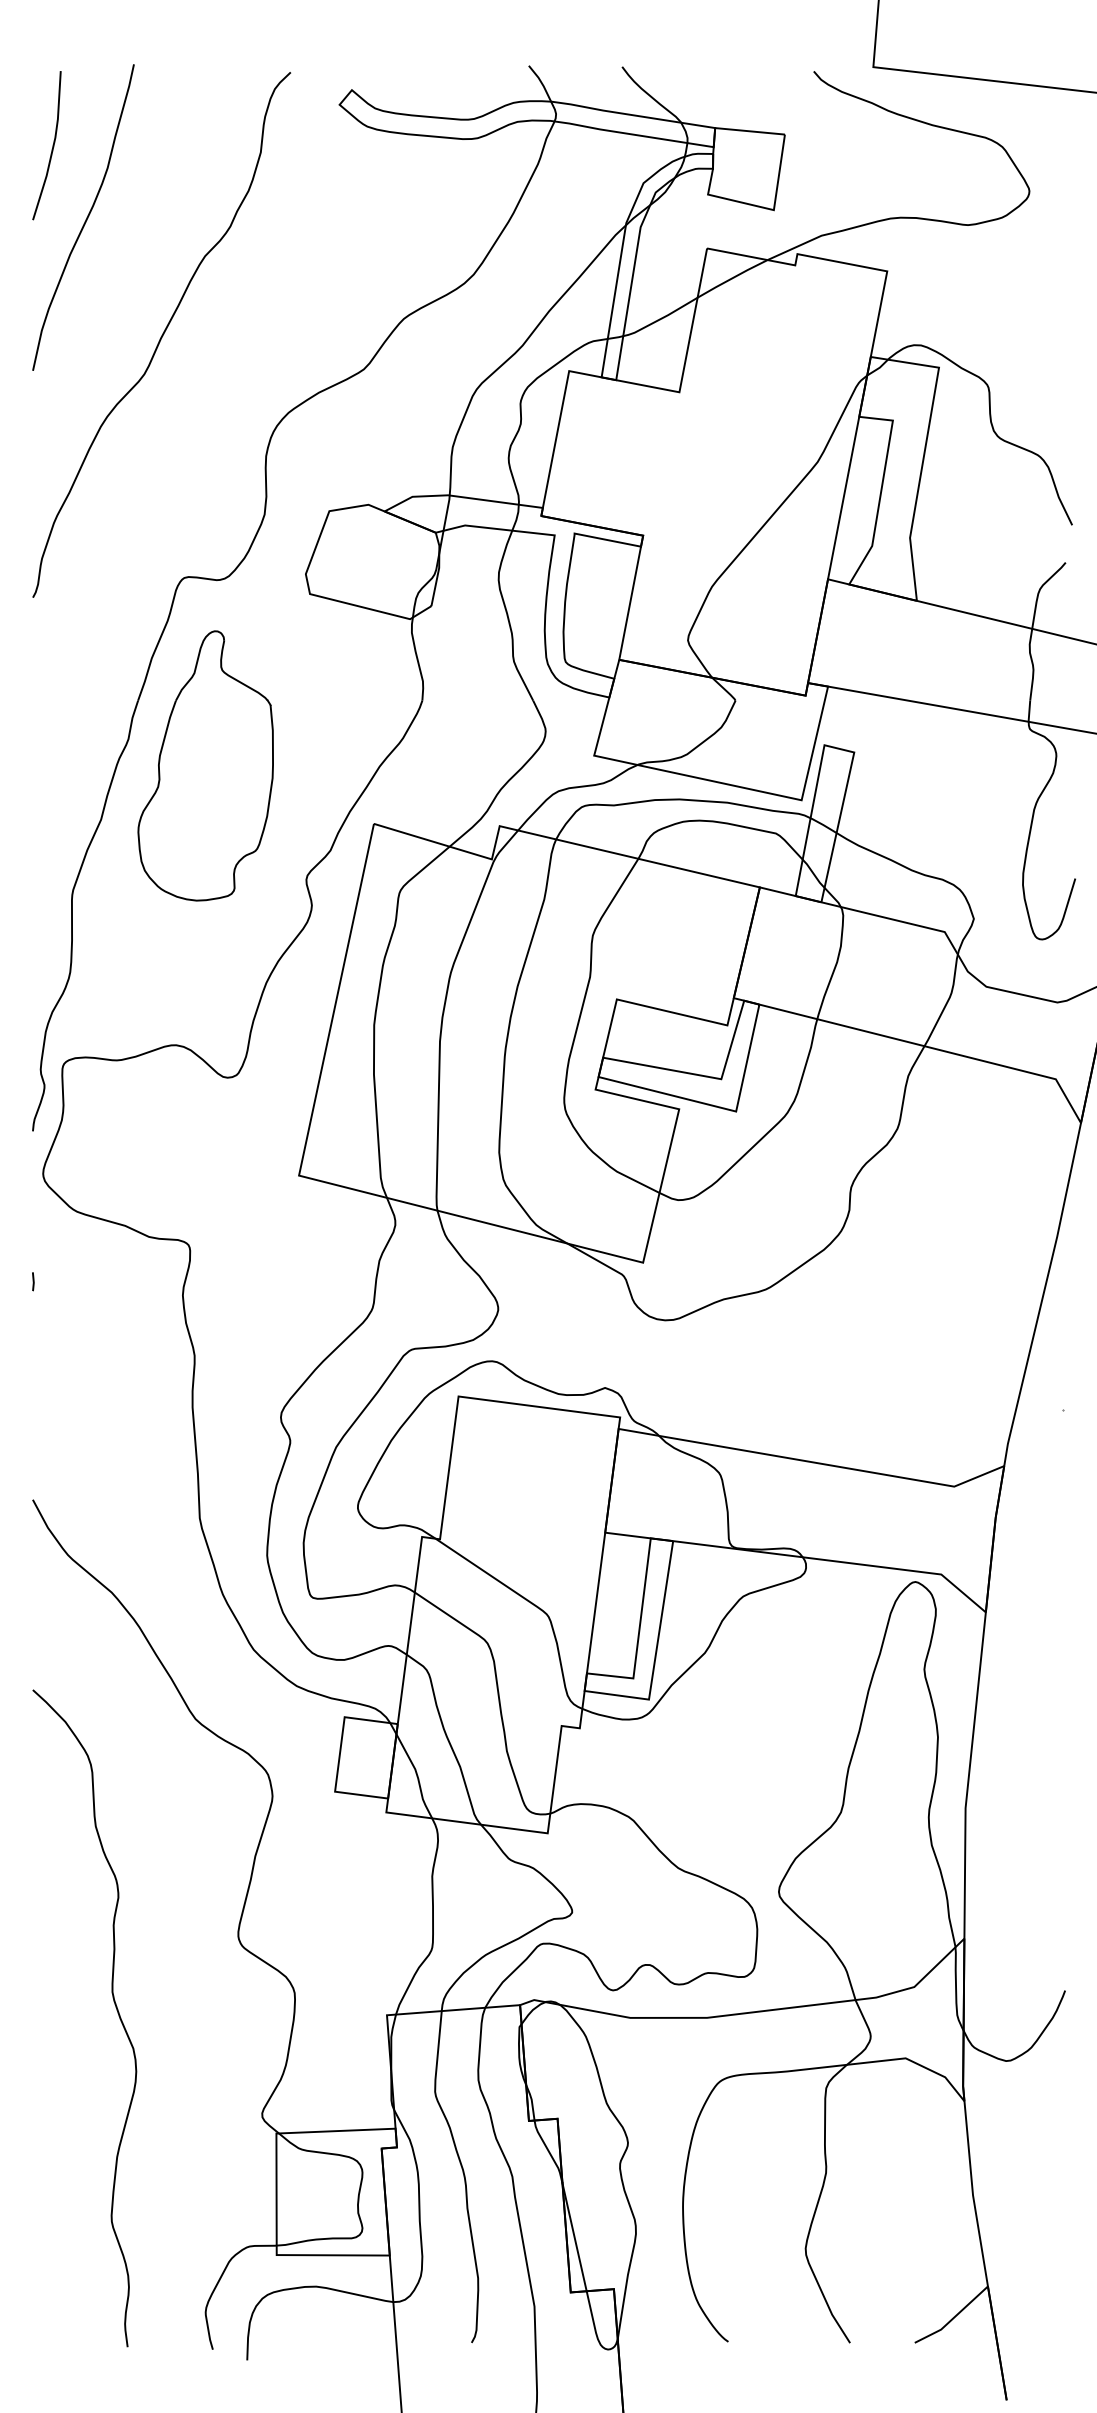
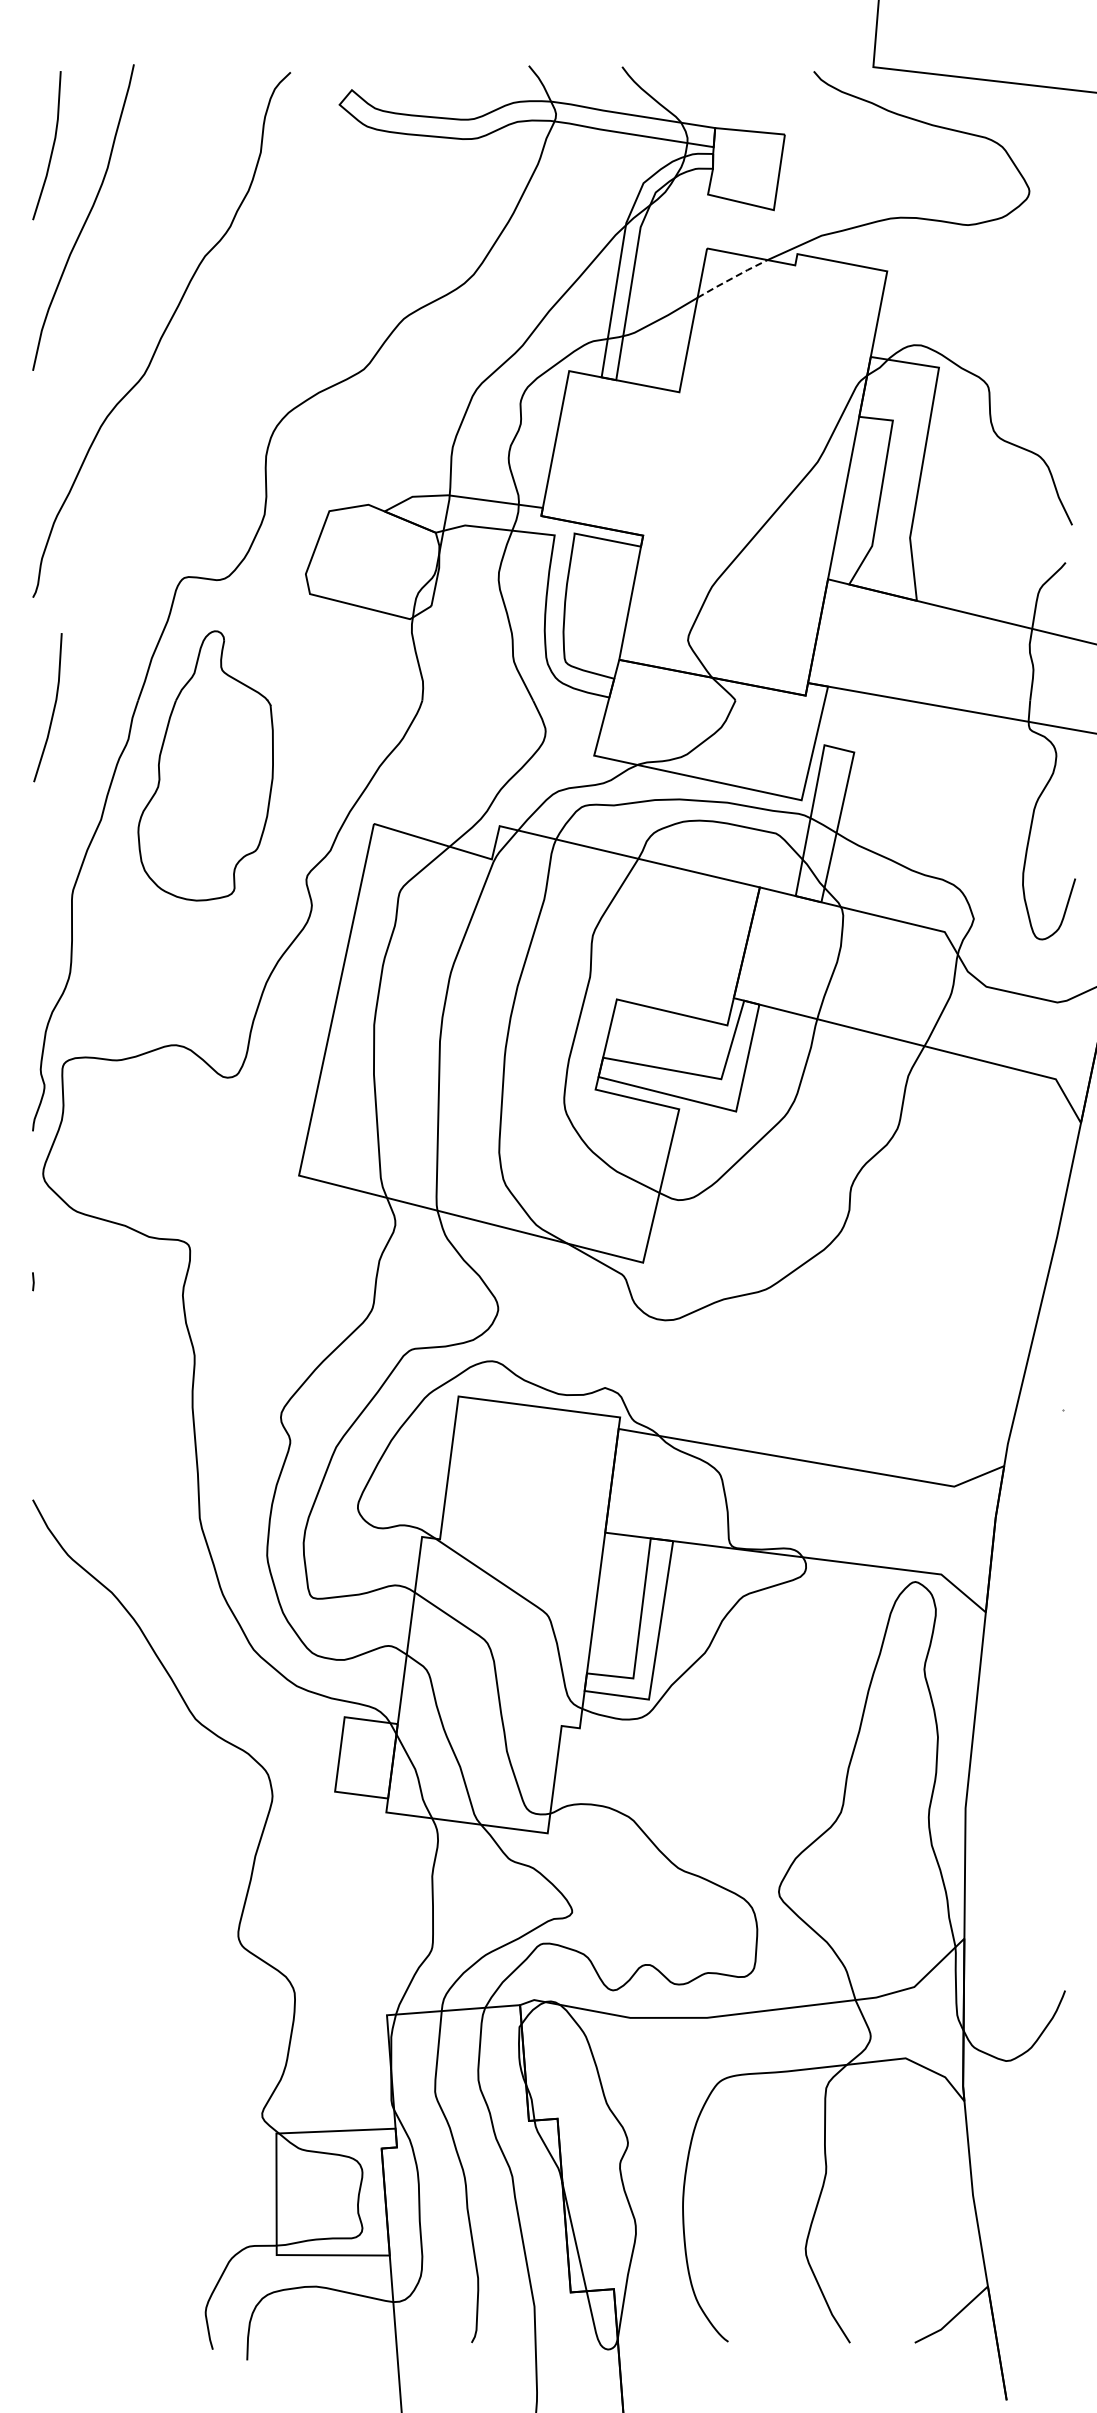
line: solid -> dashed (732, 278)
line: none -> present (53, 707)
curve: present -> none (115, 2007)
